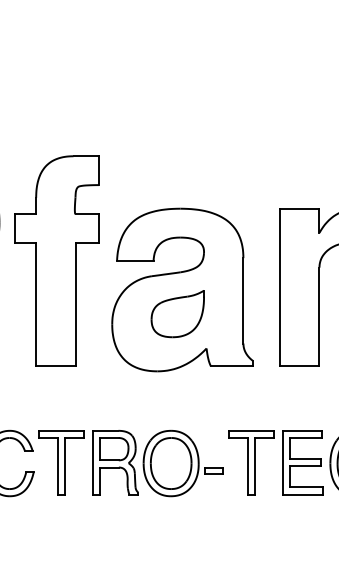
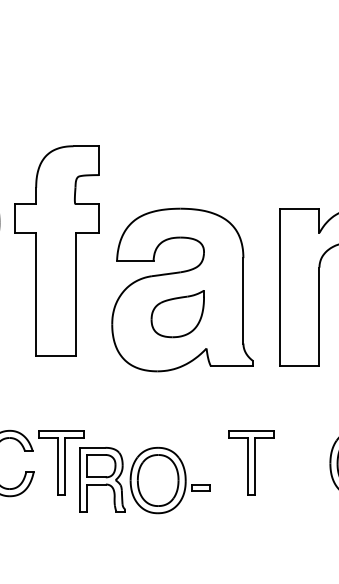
part position: (56, 260) -> (56, 250) (56, 250)
part: present -> none (302, 462)
part position: (157, 463) -> (144, 480) (144, 480)
